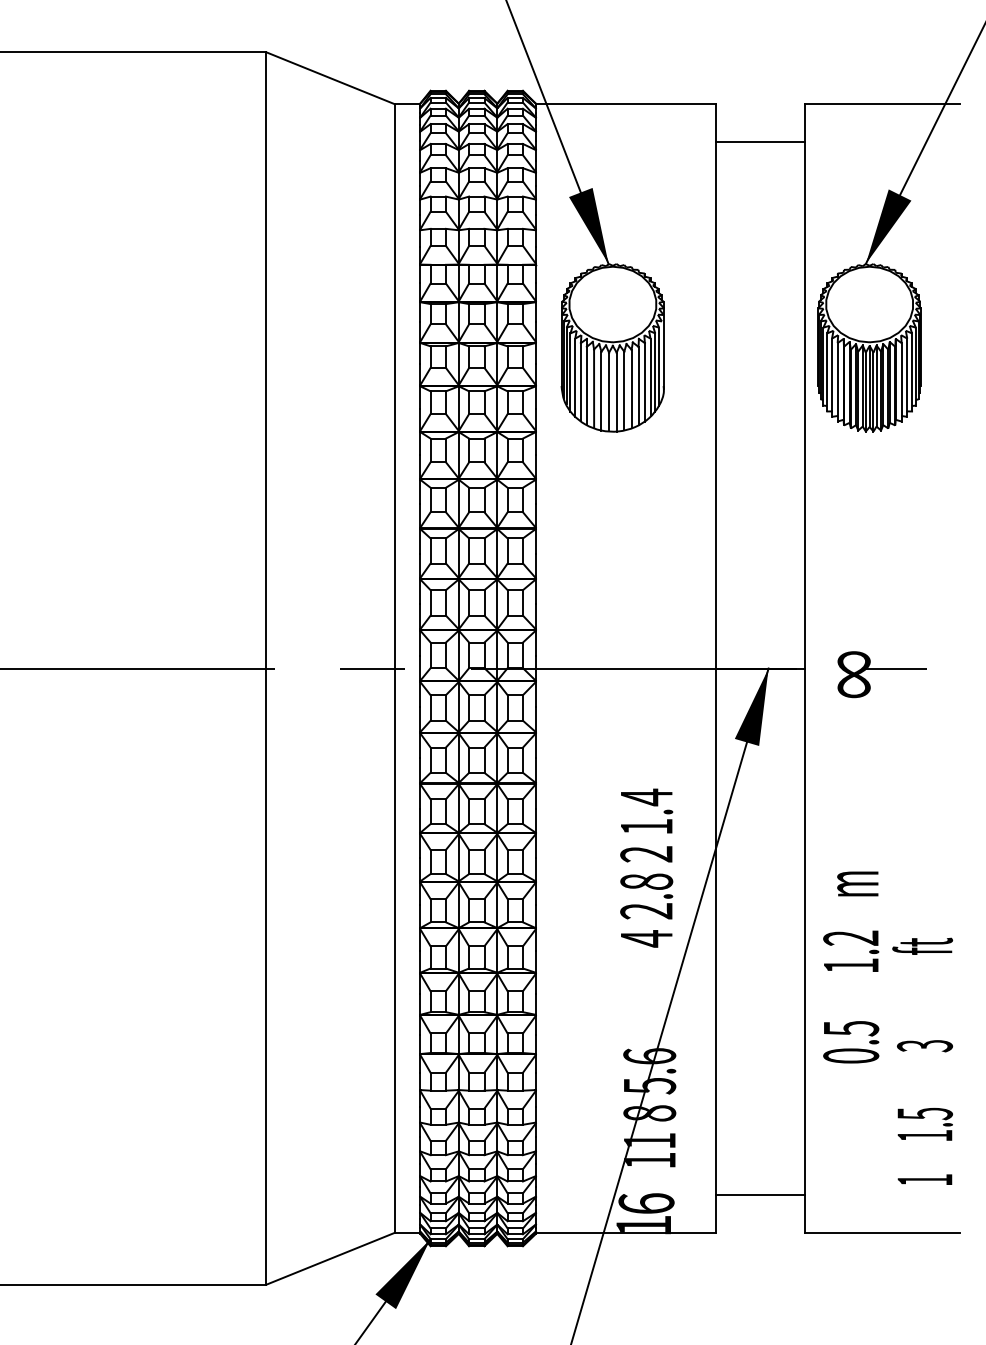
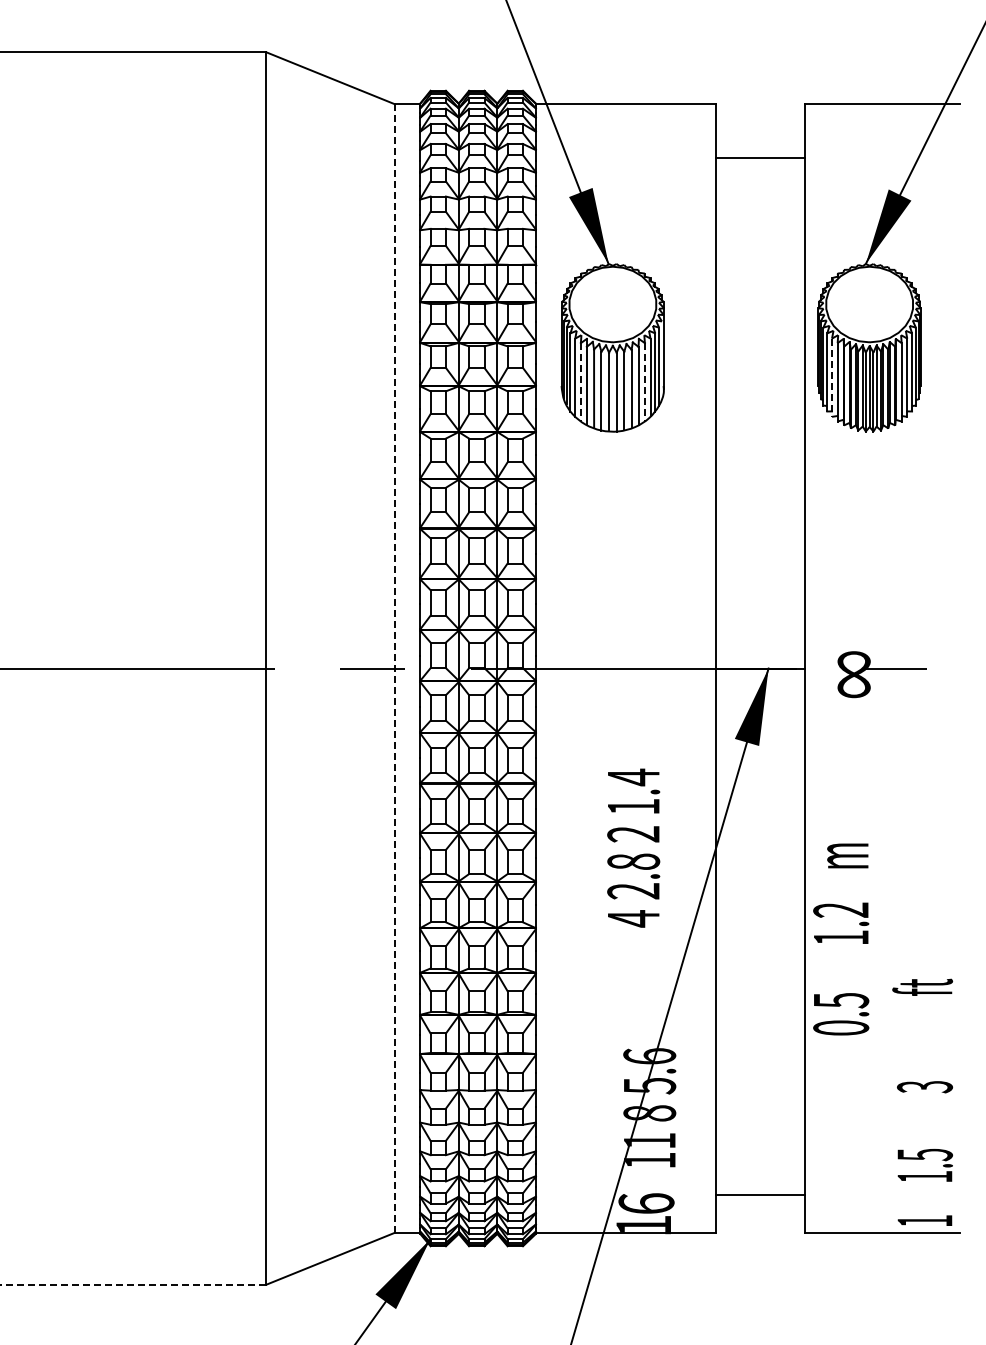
line position: (760, 142) -> (760, 158) (760, 158)
line: solid -> dashed (832, 378)
line: solid -> dashed (580, 382)
line: solid -> dashed (644, 382)
line: solid -> dashed (394, 668)
text position: (646, 867) -> (633, 847) (633, 847)
text position: (851, 967) -> (841, 939) (841, 939)
text position: (922, 1060) -> (922, 1101) (922, 1101)
line: solid -> dashed (133, 1284)
